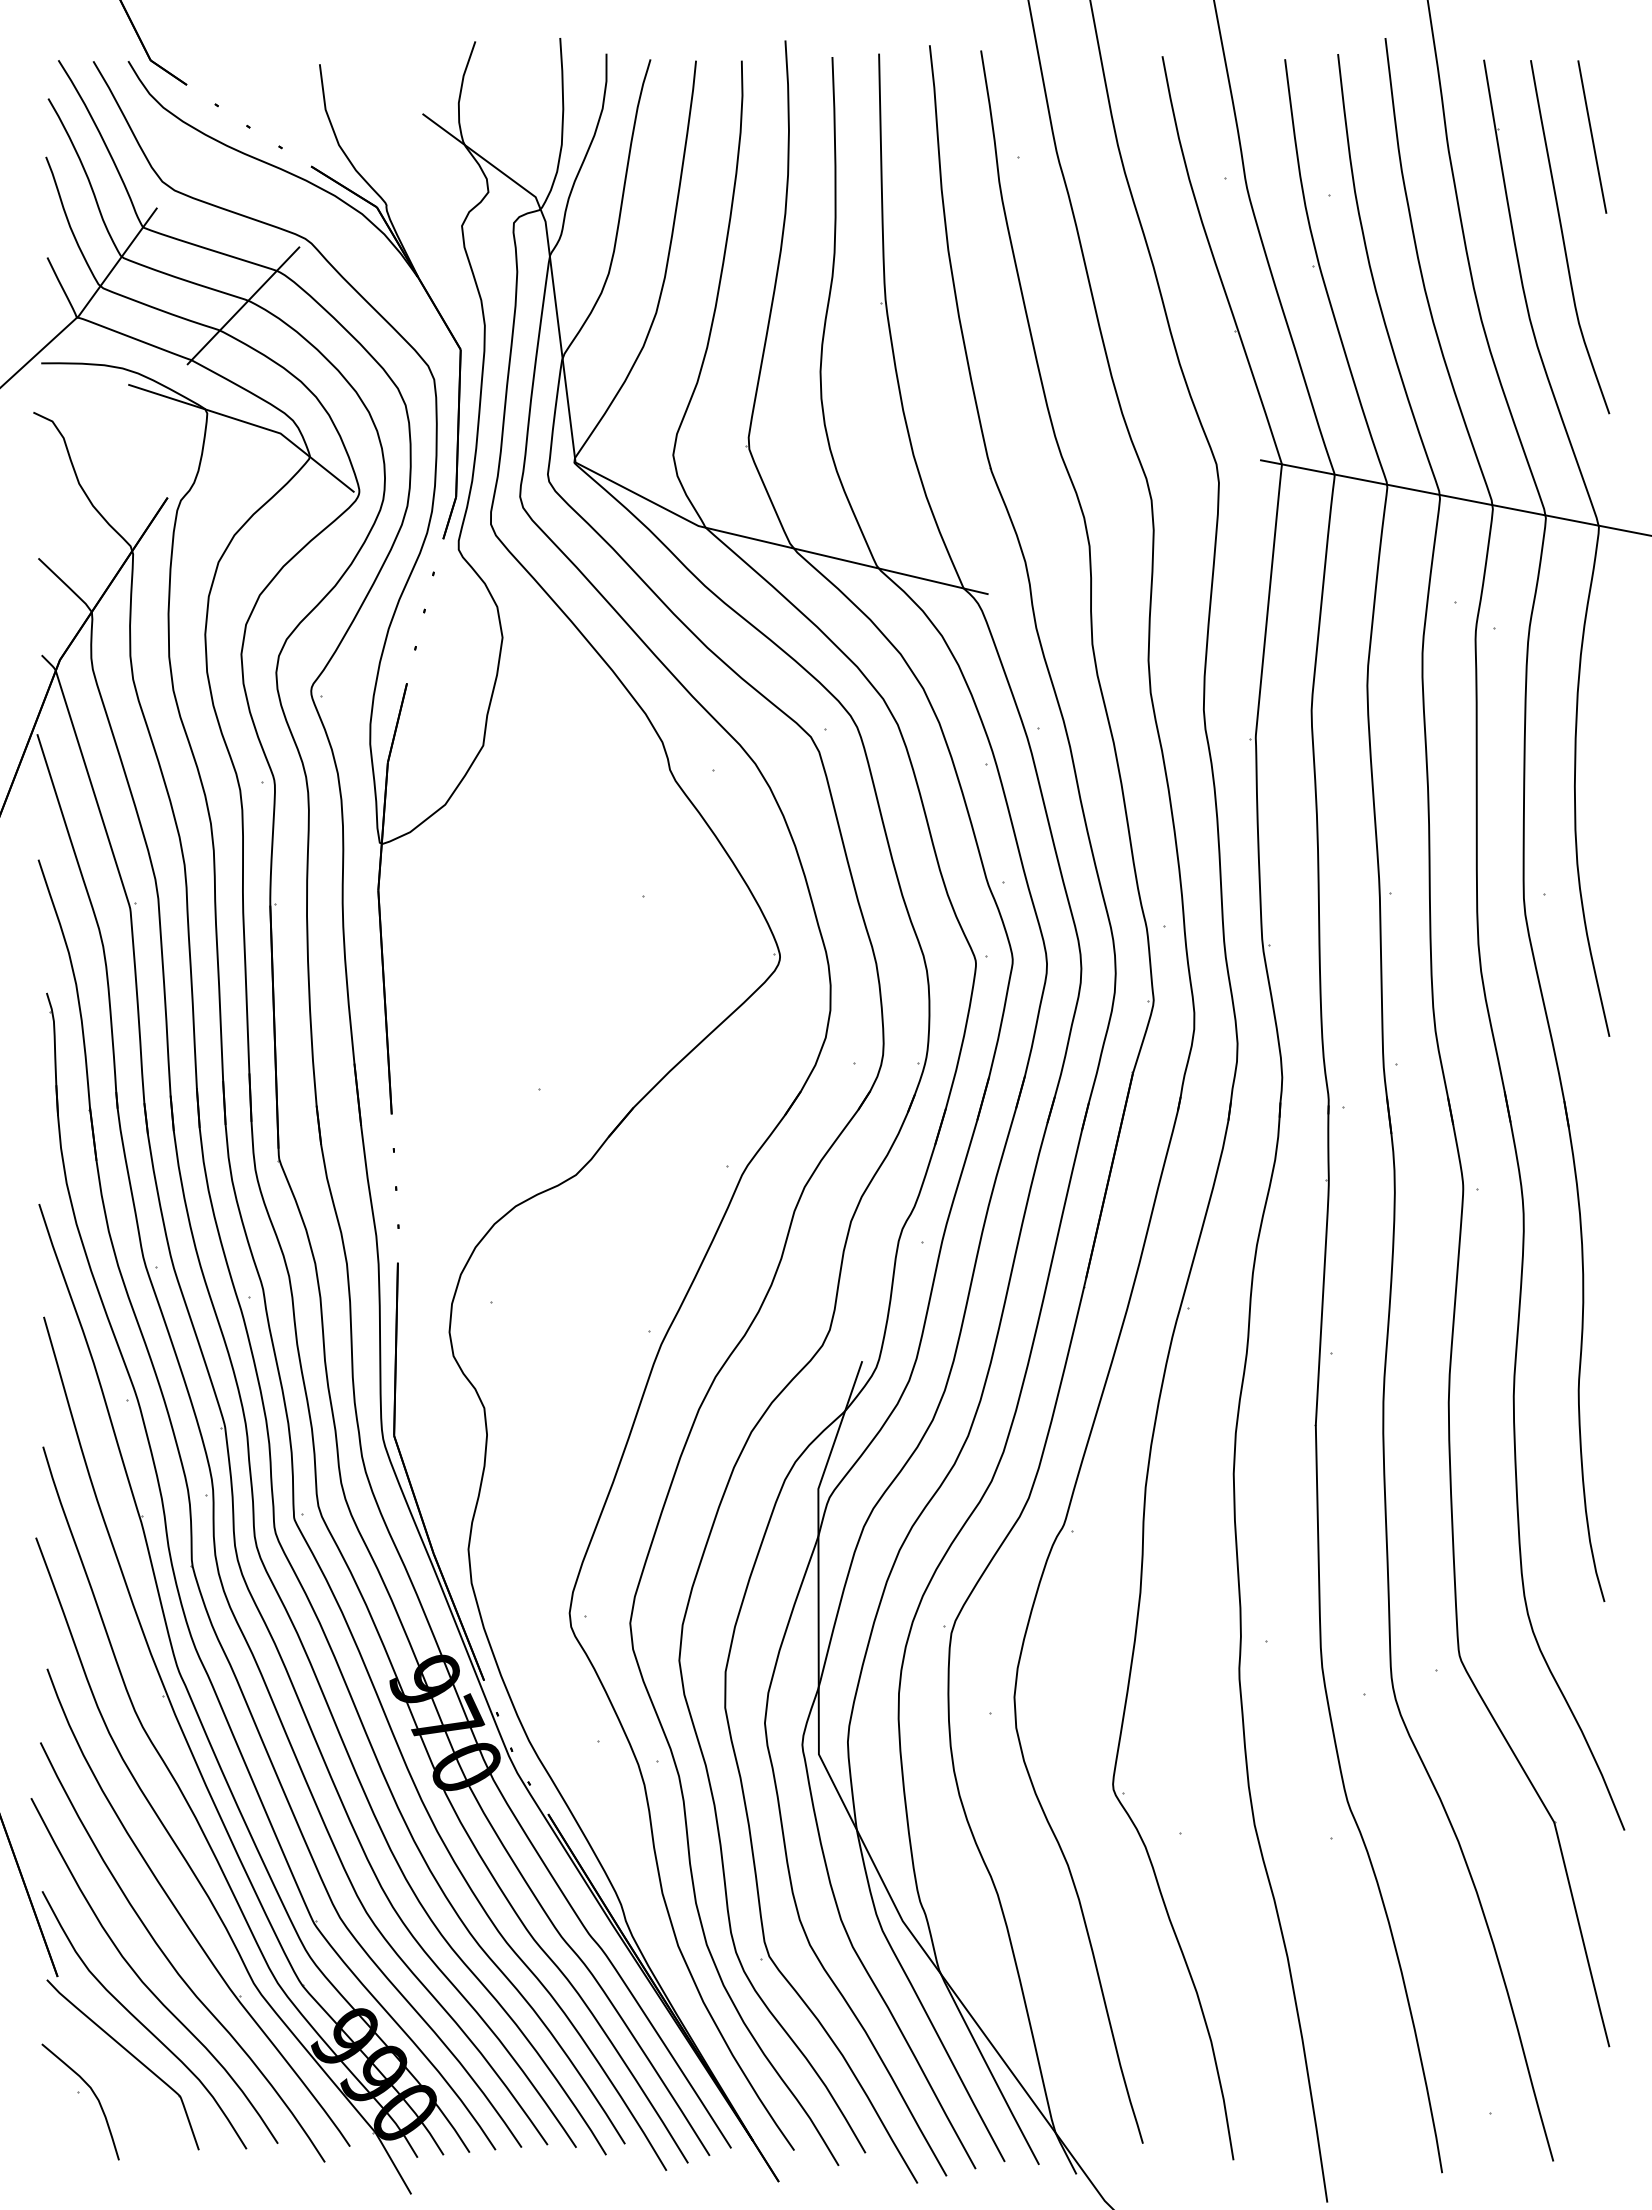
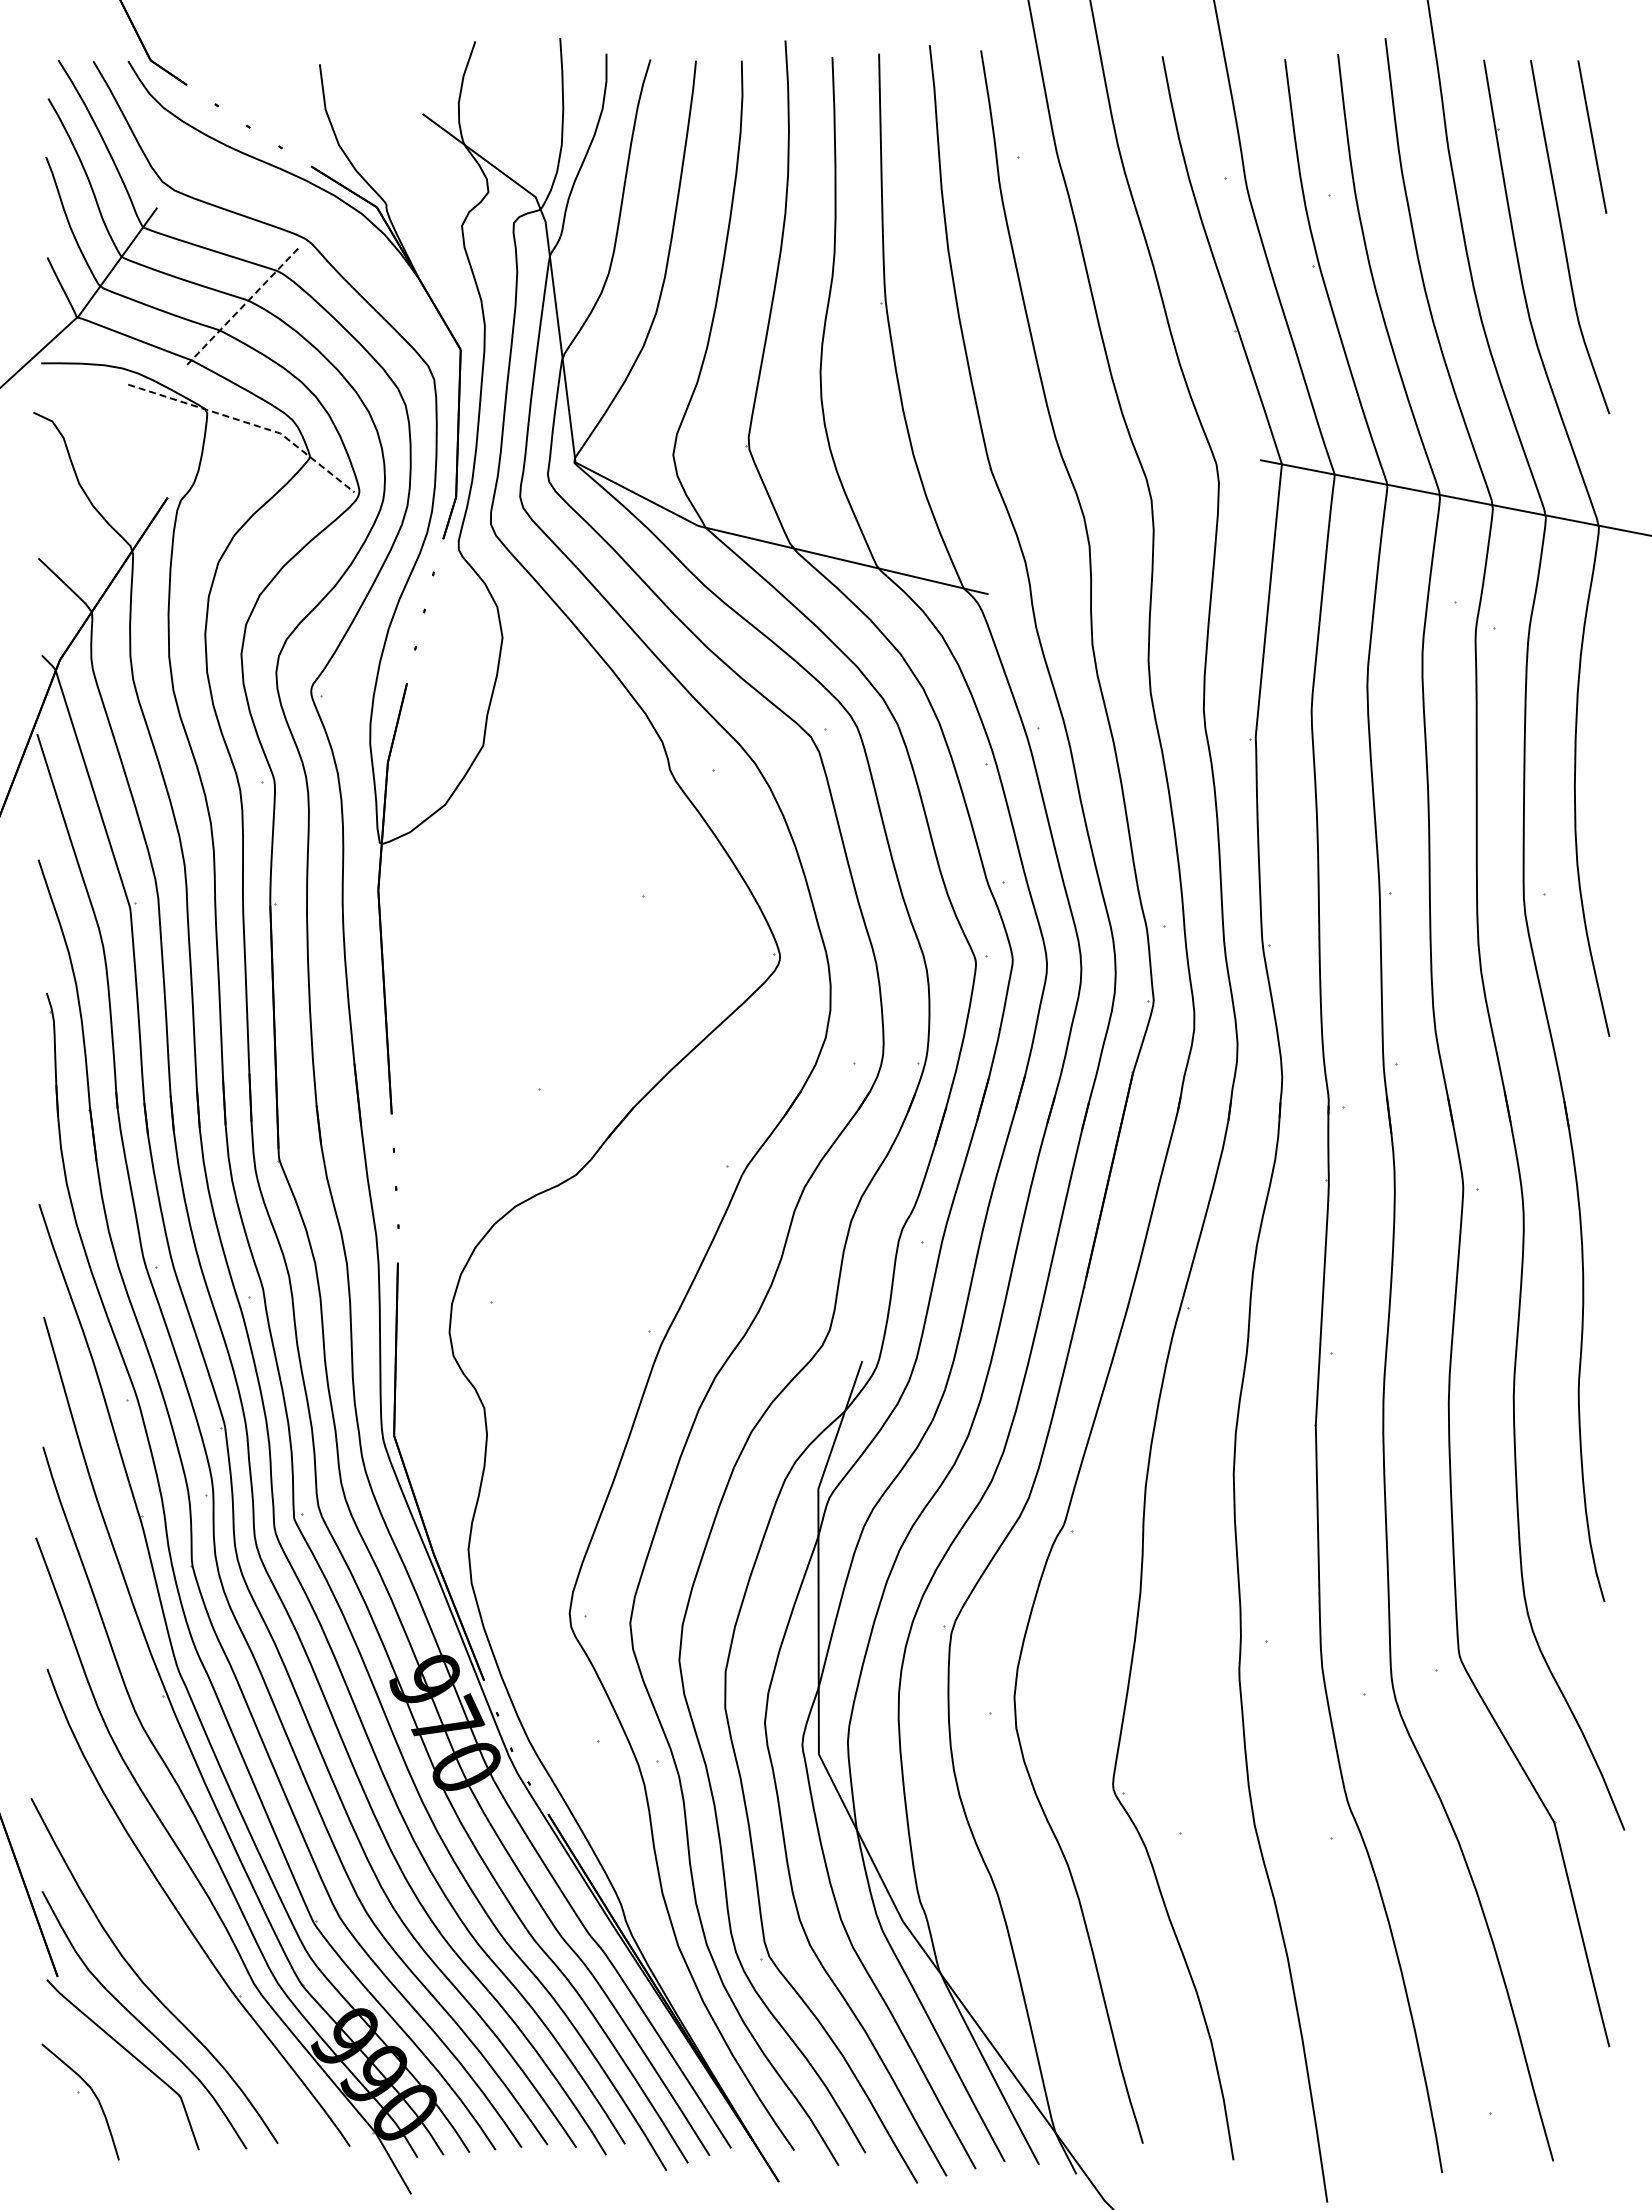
line: solid -> dashed (243, 305)
line: solid -> dashed (250, 423)
curve: present -> none (169, 1959)
